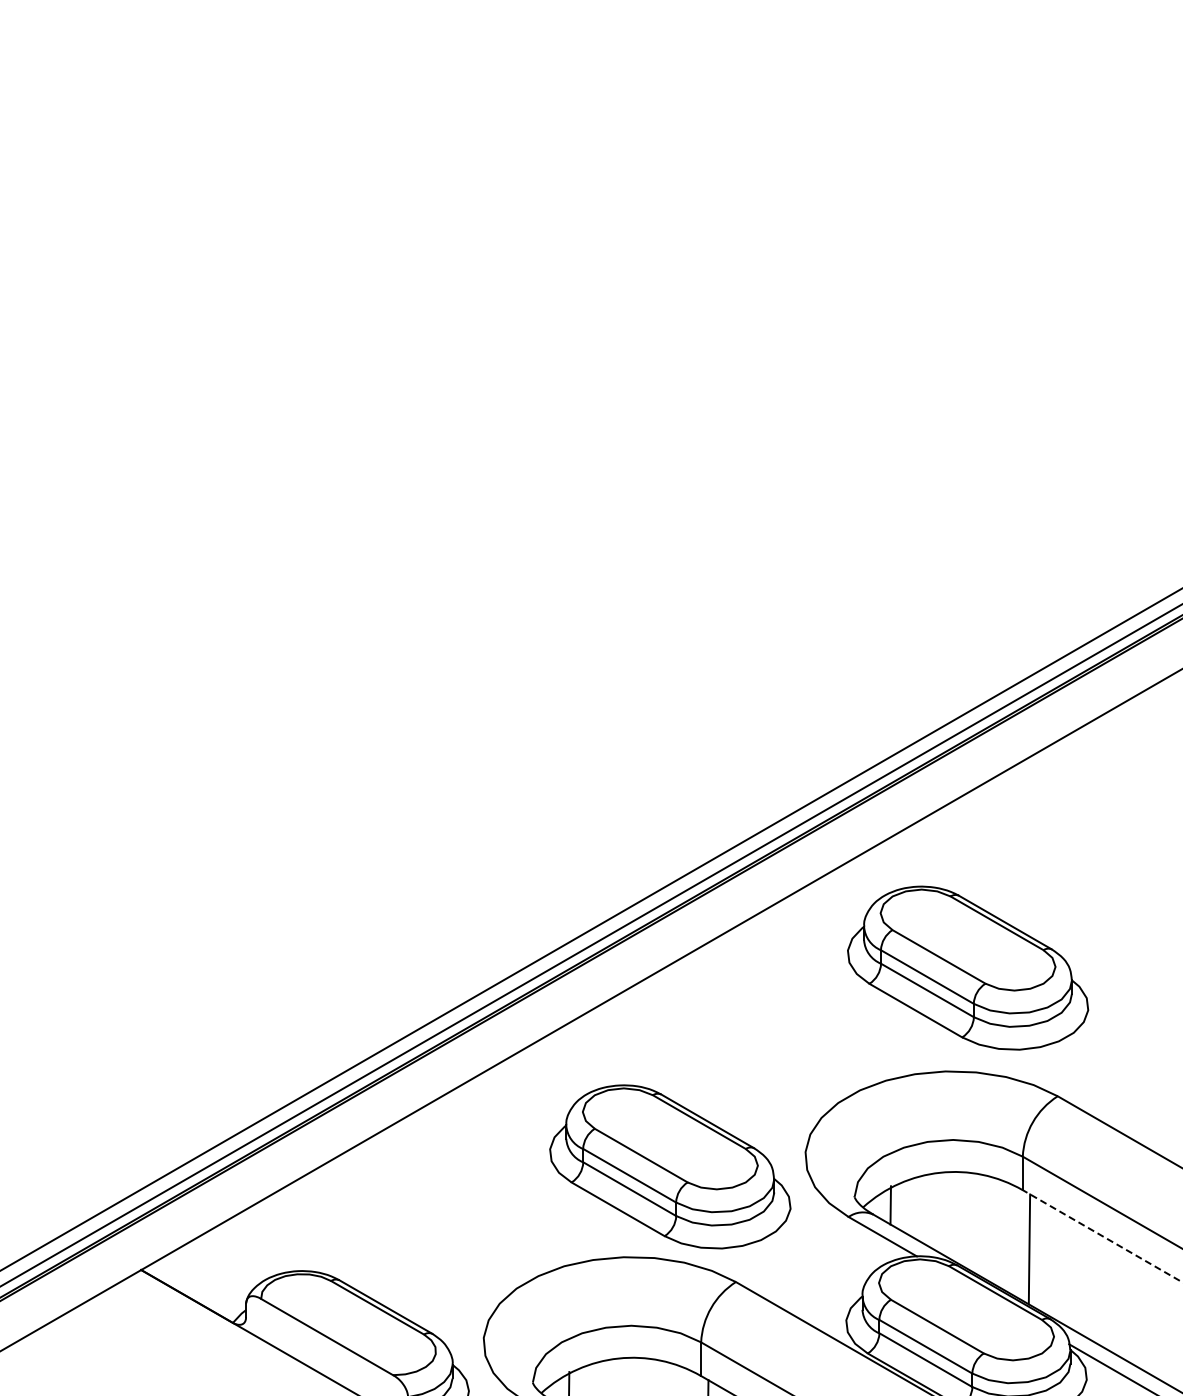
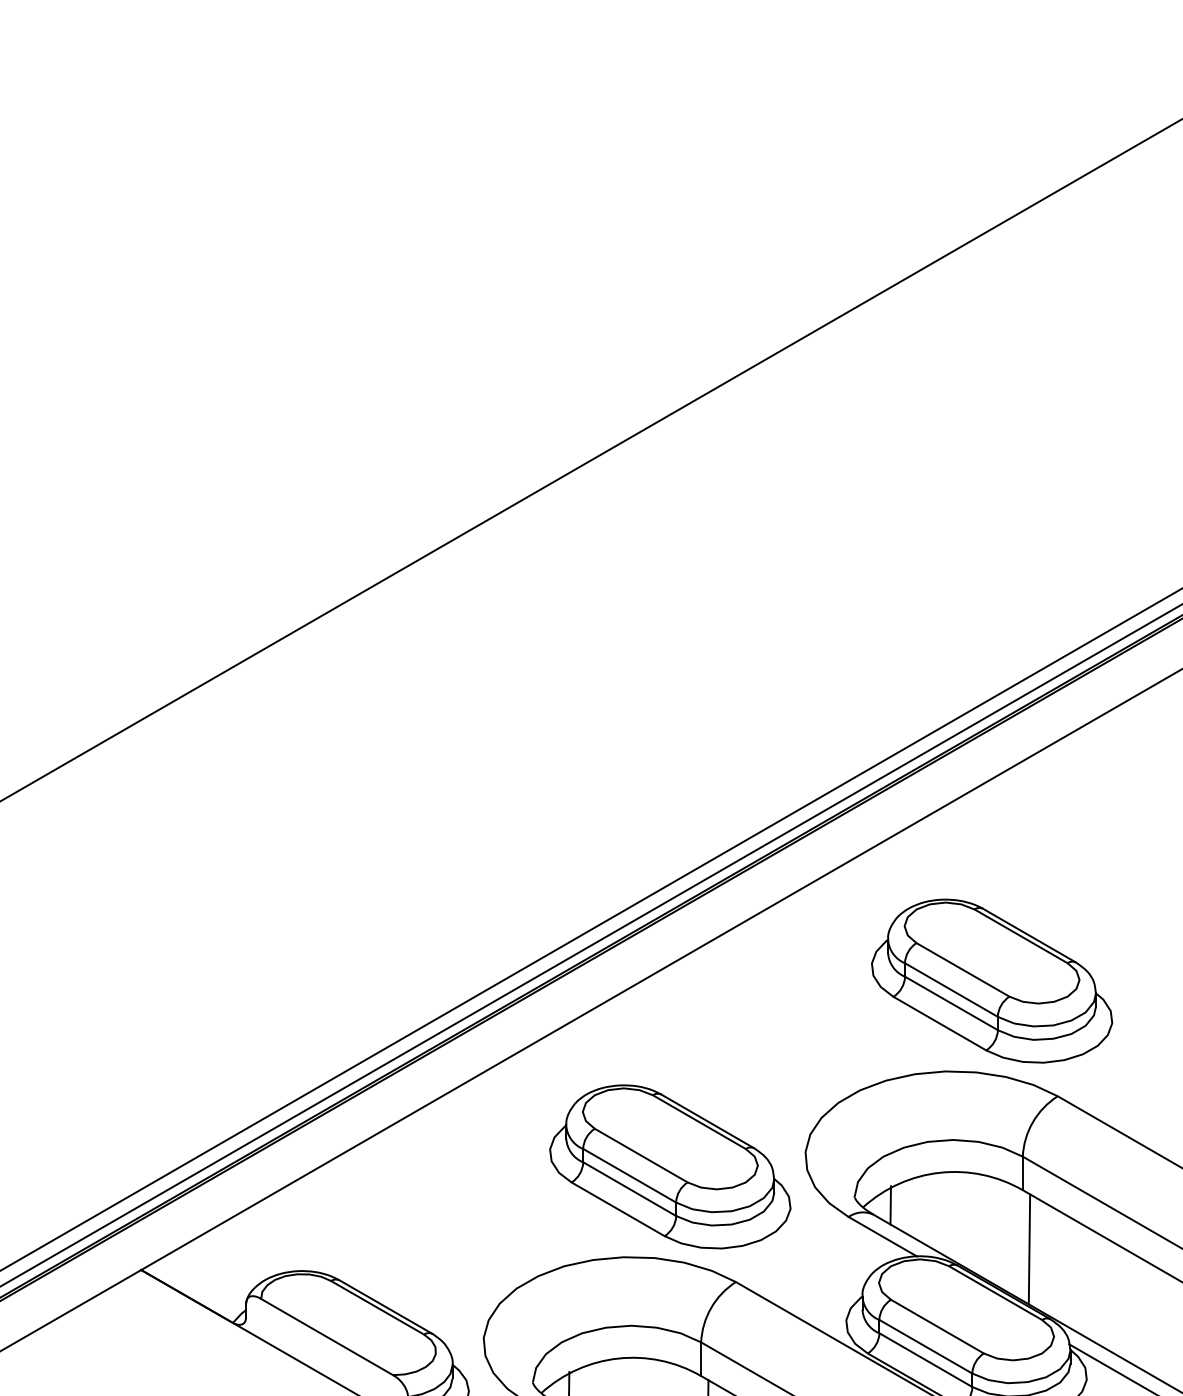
line: none -> present (590, 460)
part position: (968, 967) -> (992, 980) (992, 980)
line: dashed -> solid (1102, 1236)
